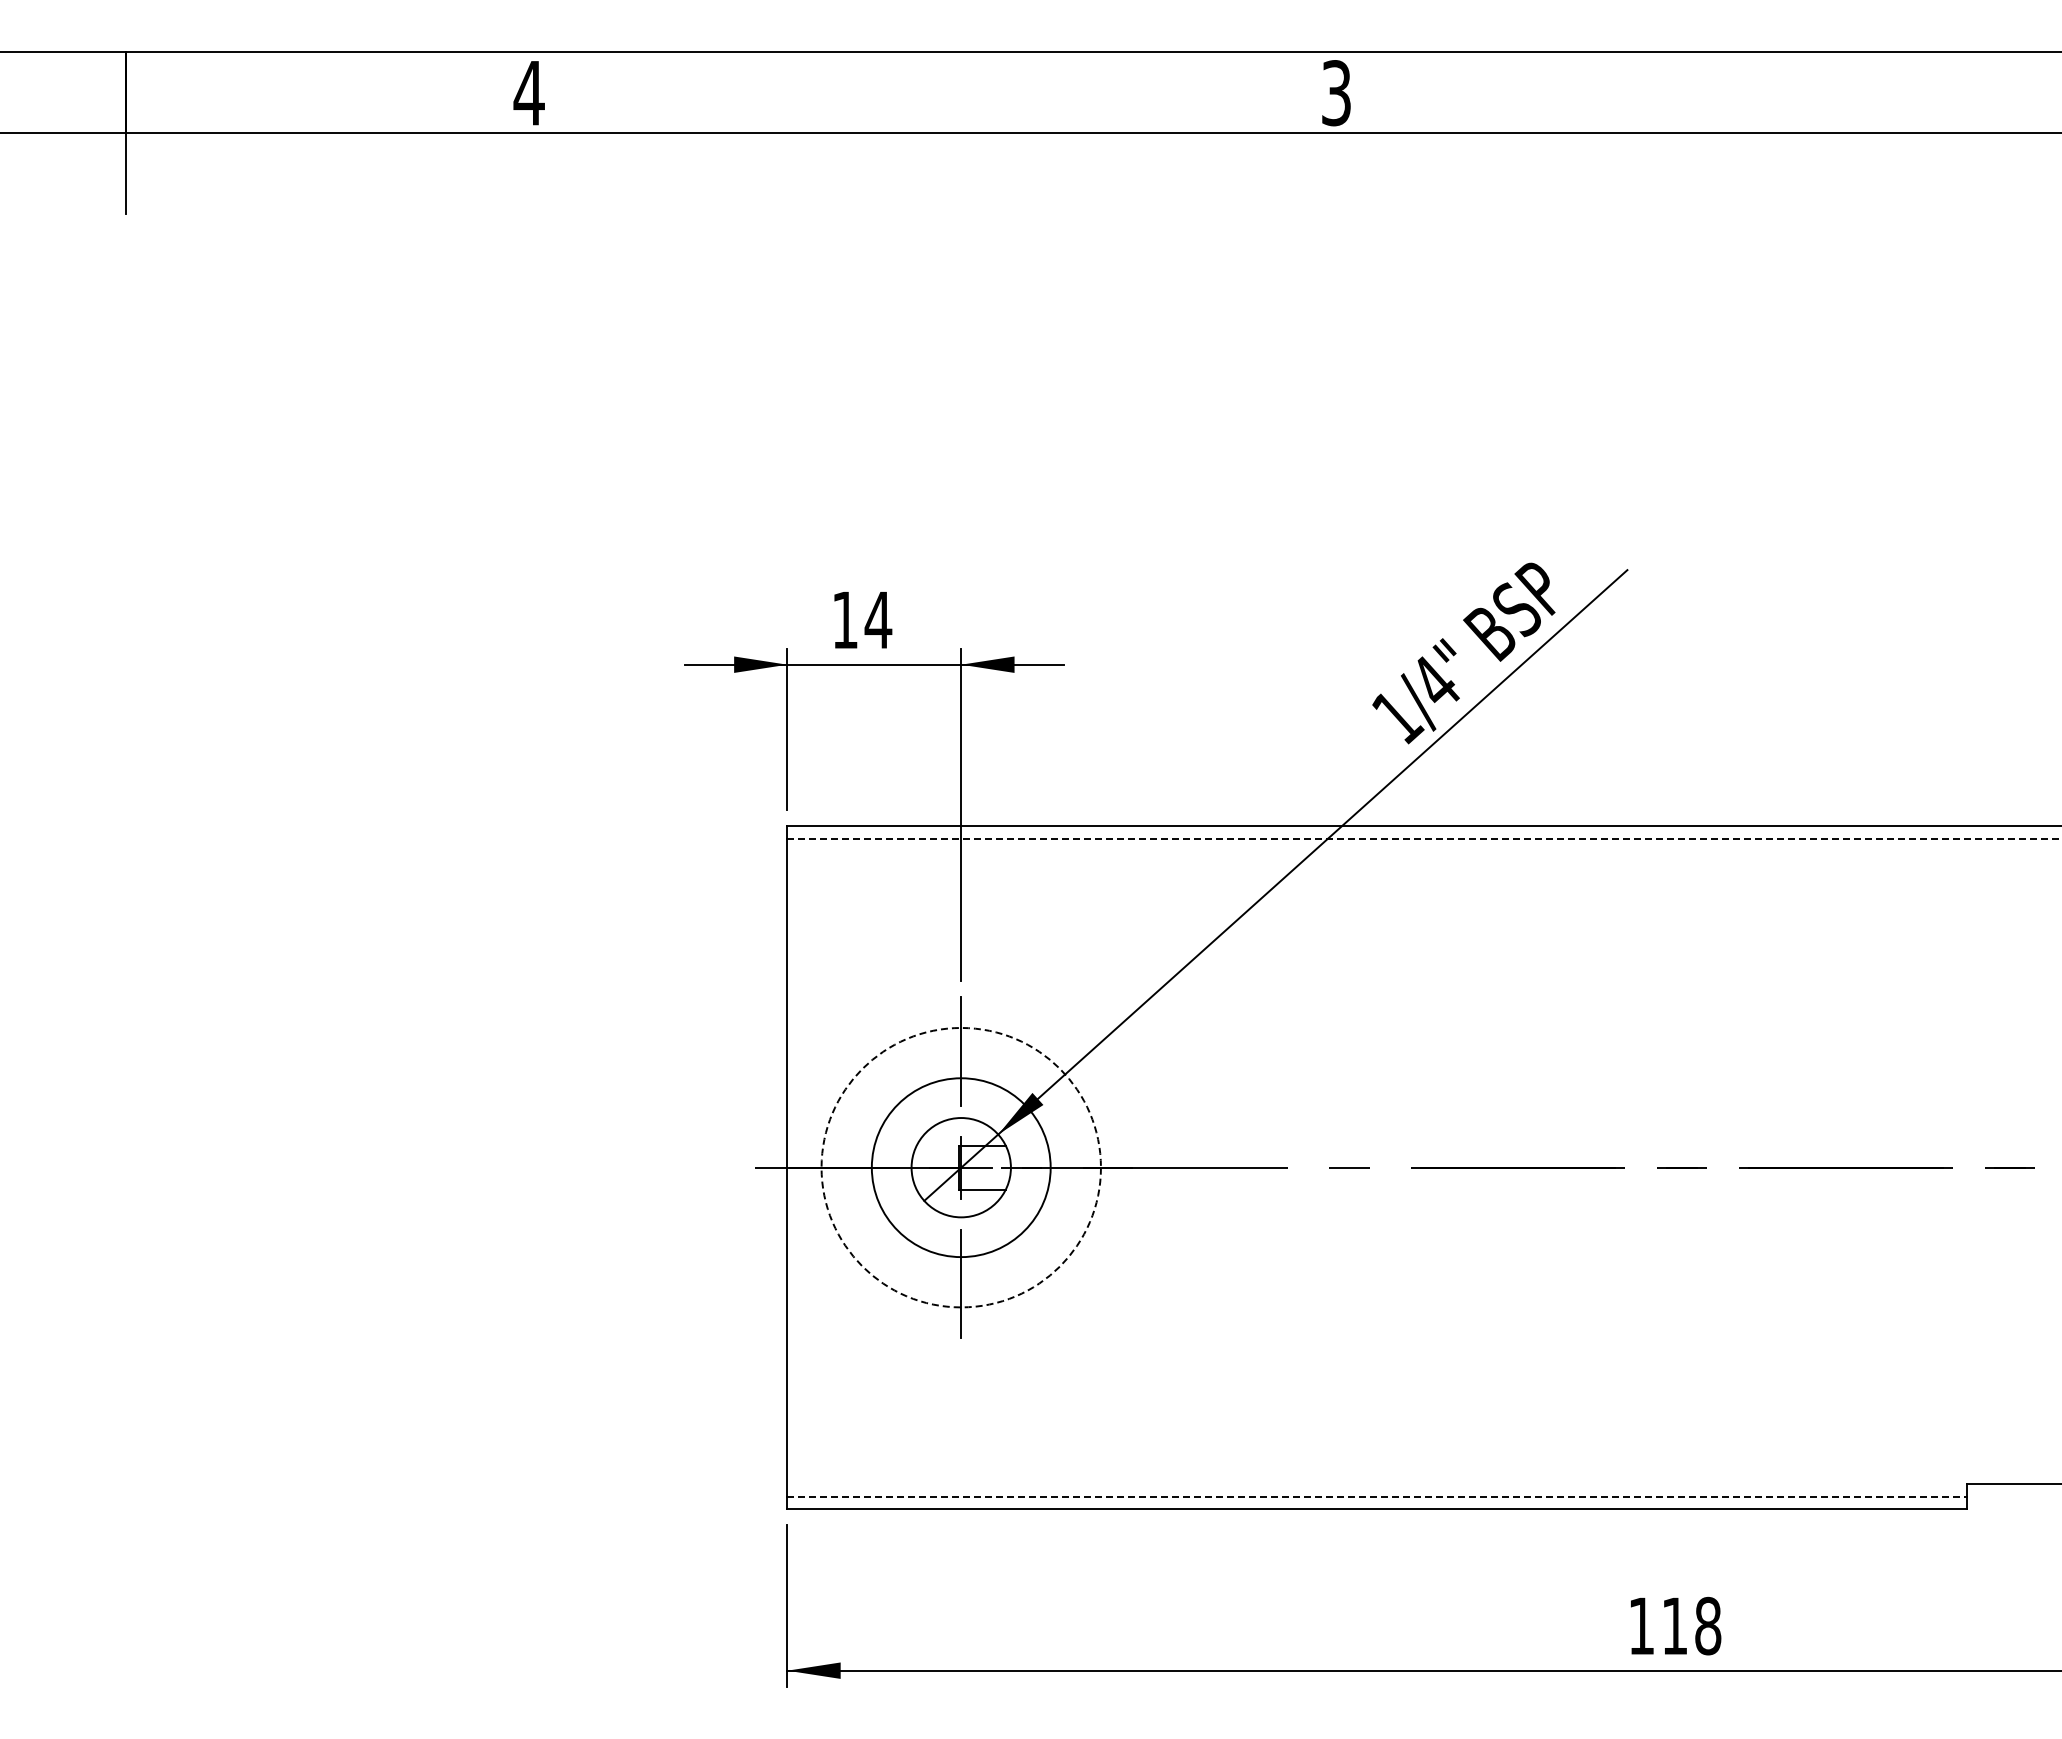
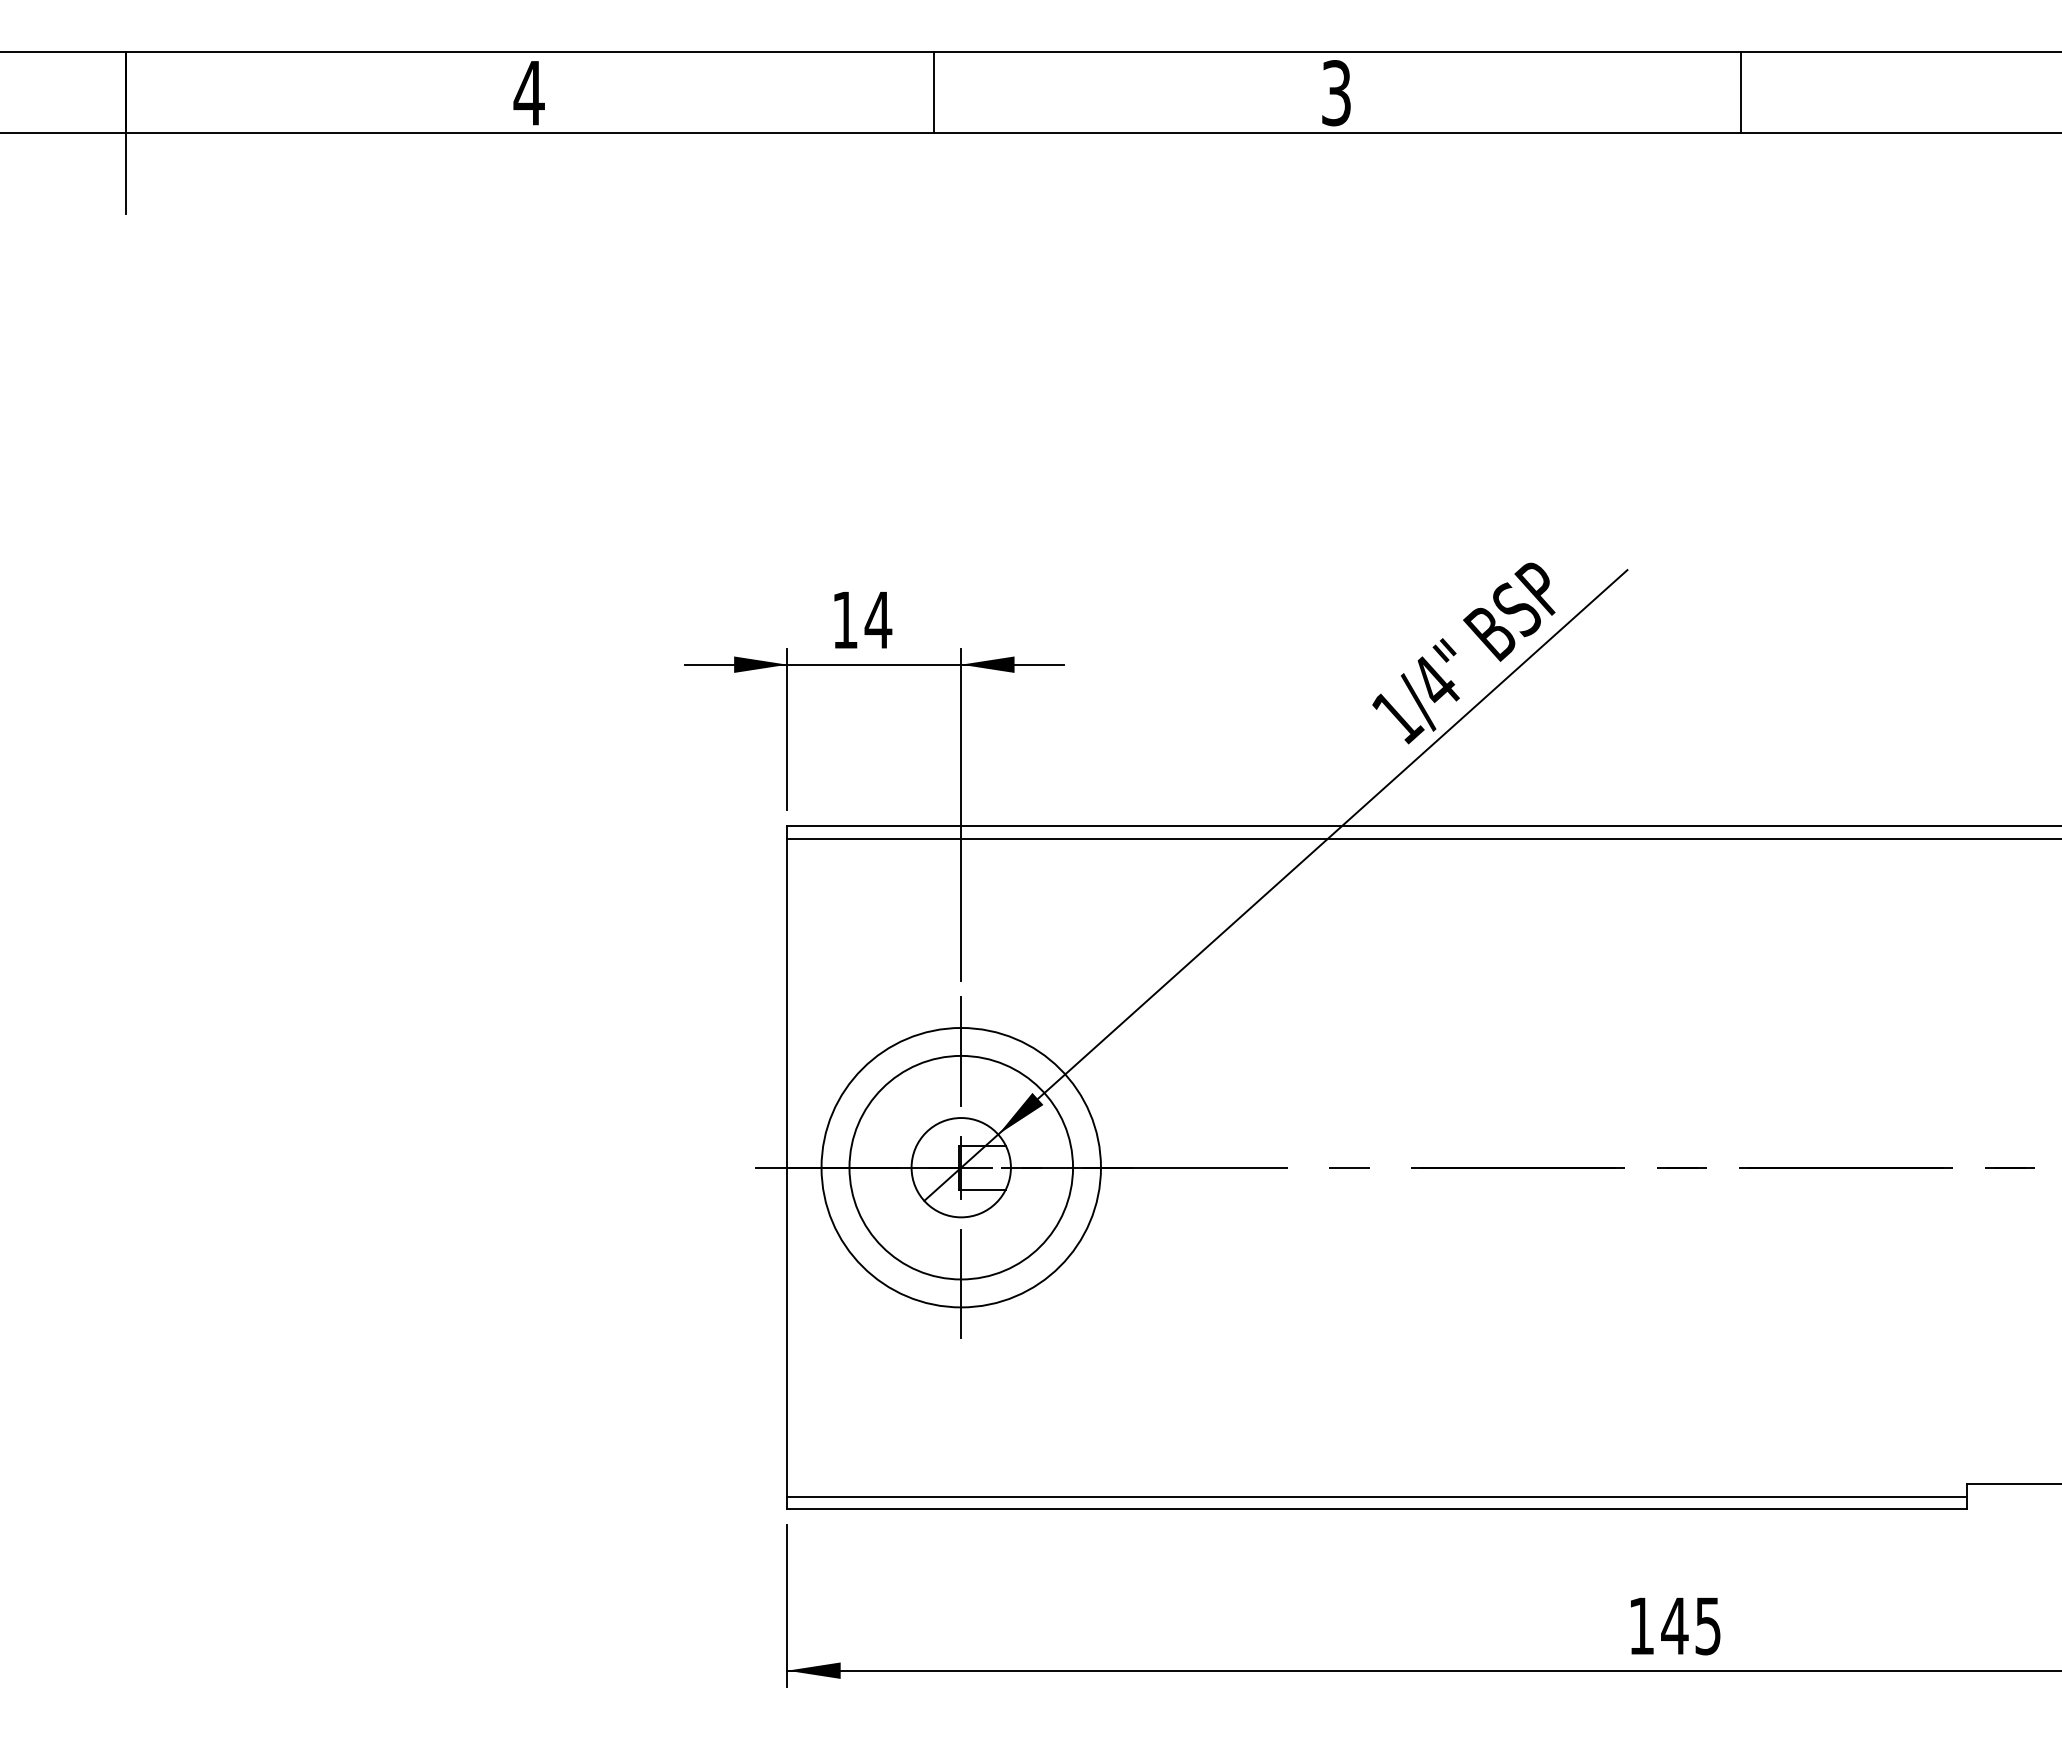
line: none -> present (933, 92)
line: none -> present (1740, 92)
line: dashed -> solid (1424, 838)
circle diameter: 179 px -> 224 px (961, 1167)
circle: dashed -> solid (960, 1167)
line: dashed -> solid (1377, 1496)
text: 118 -> 145 (1691, 1625)
